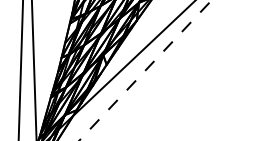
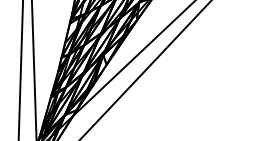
line: dashed -> solid (145, 70)
